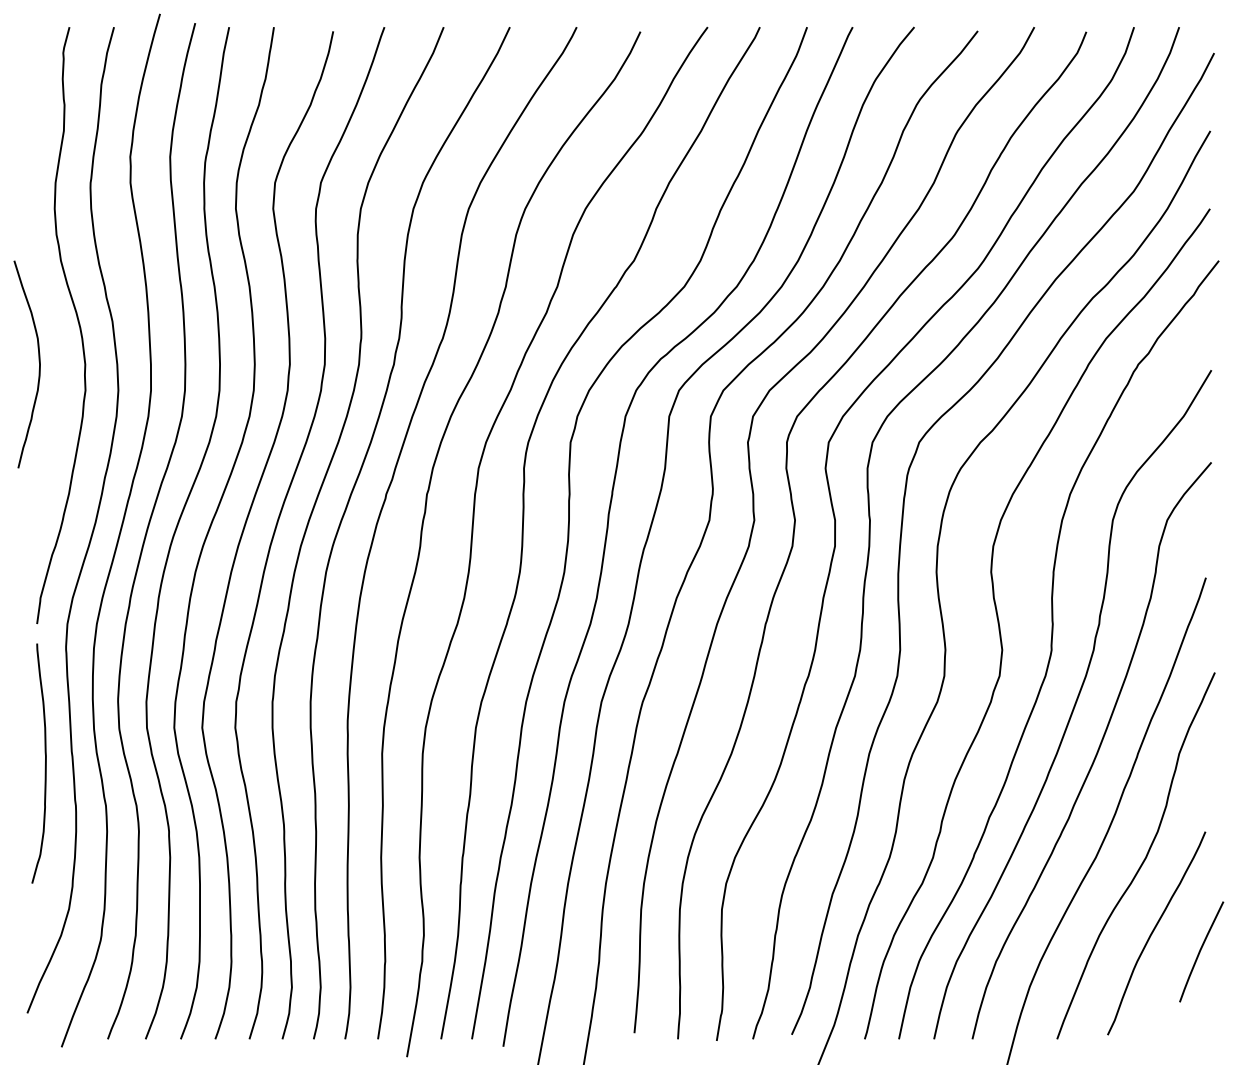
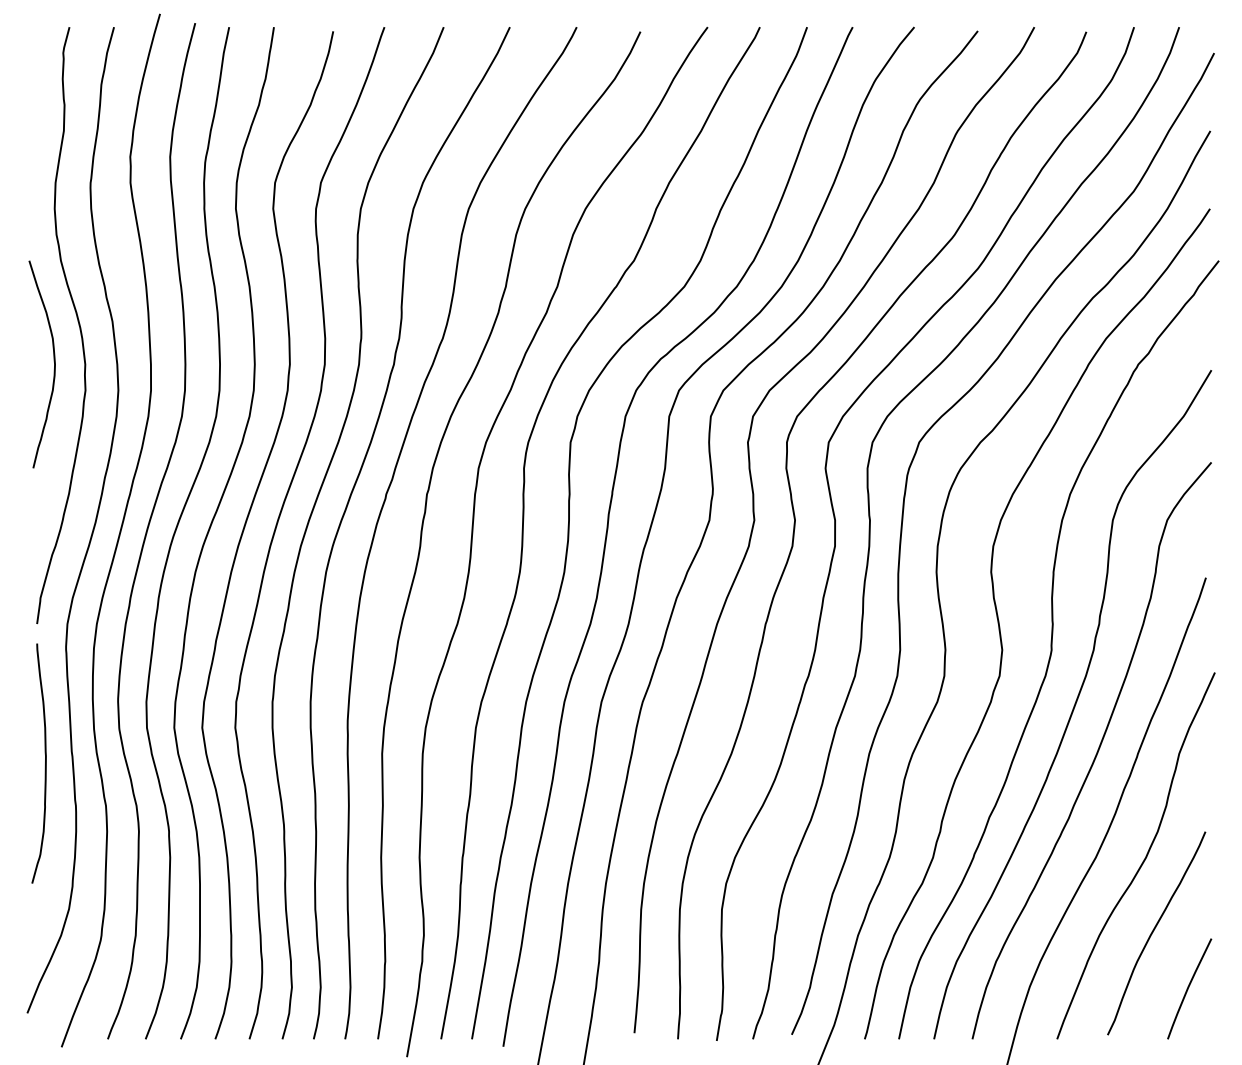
curve position: (38, 361) -> (53, 361) (53, 361)
curve position: (1201, 950) -> (1189, 987) (1189, 987)
